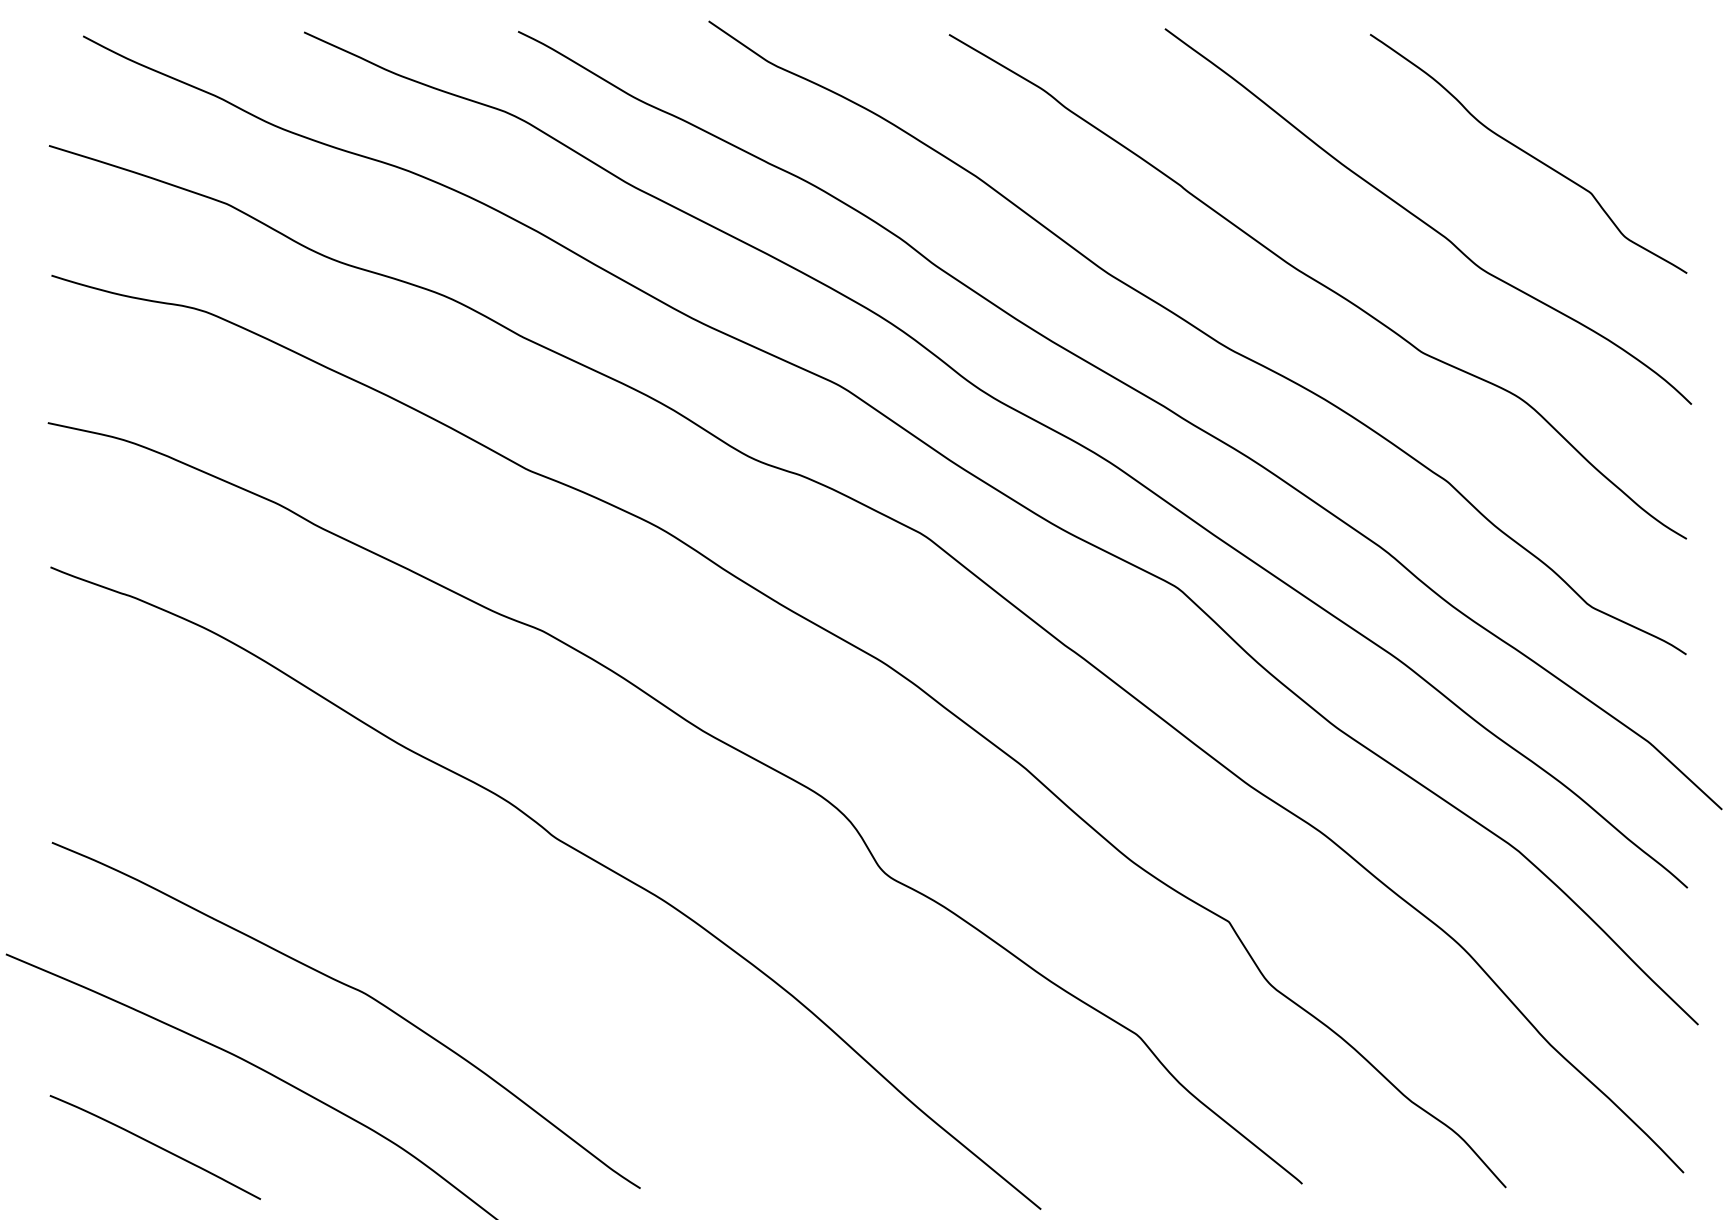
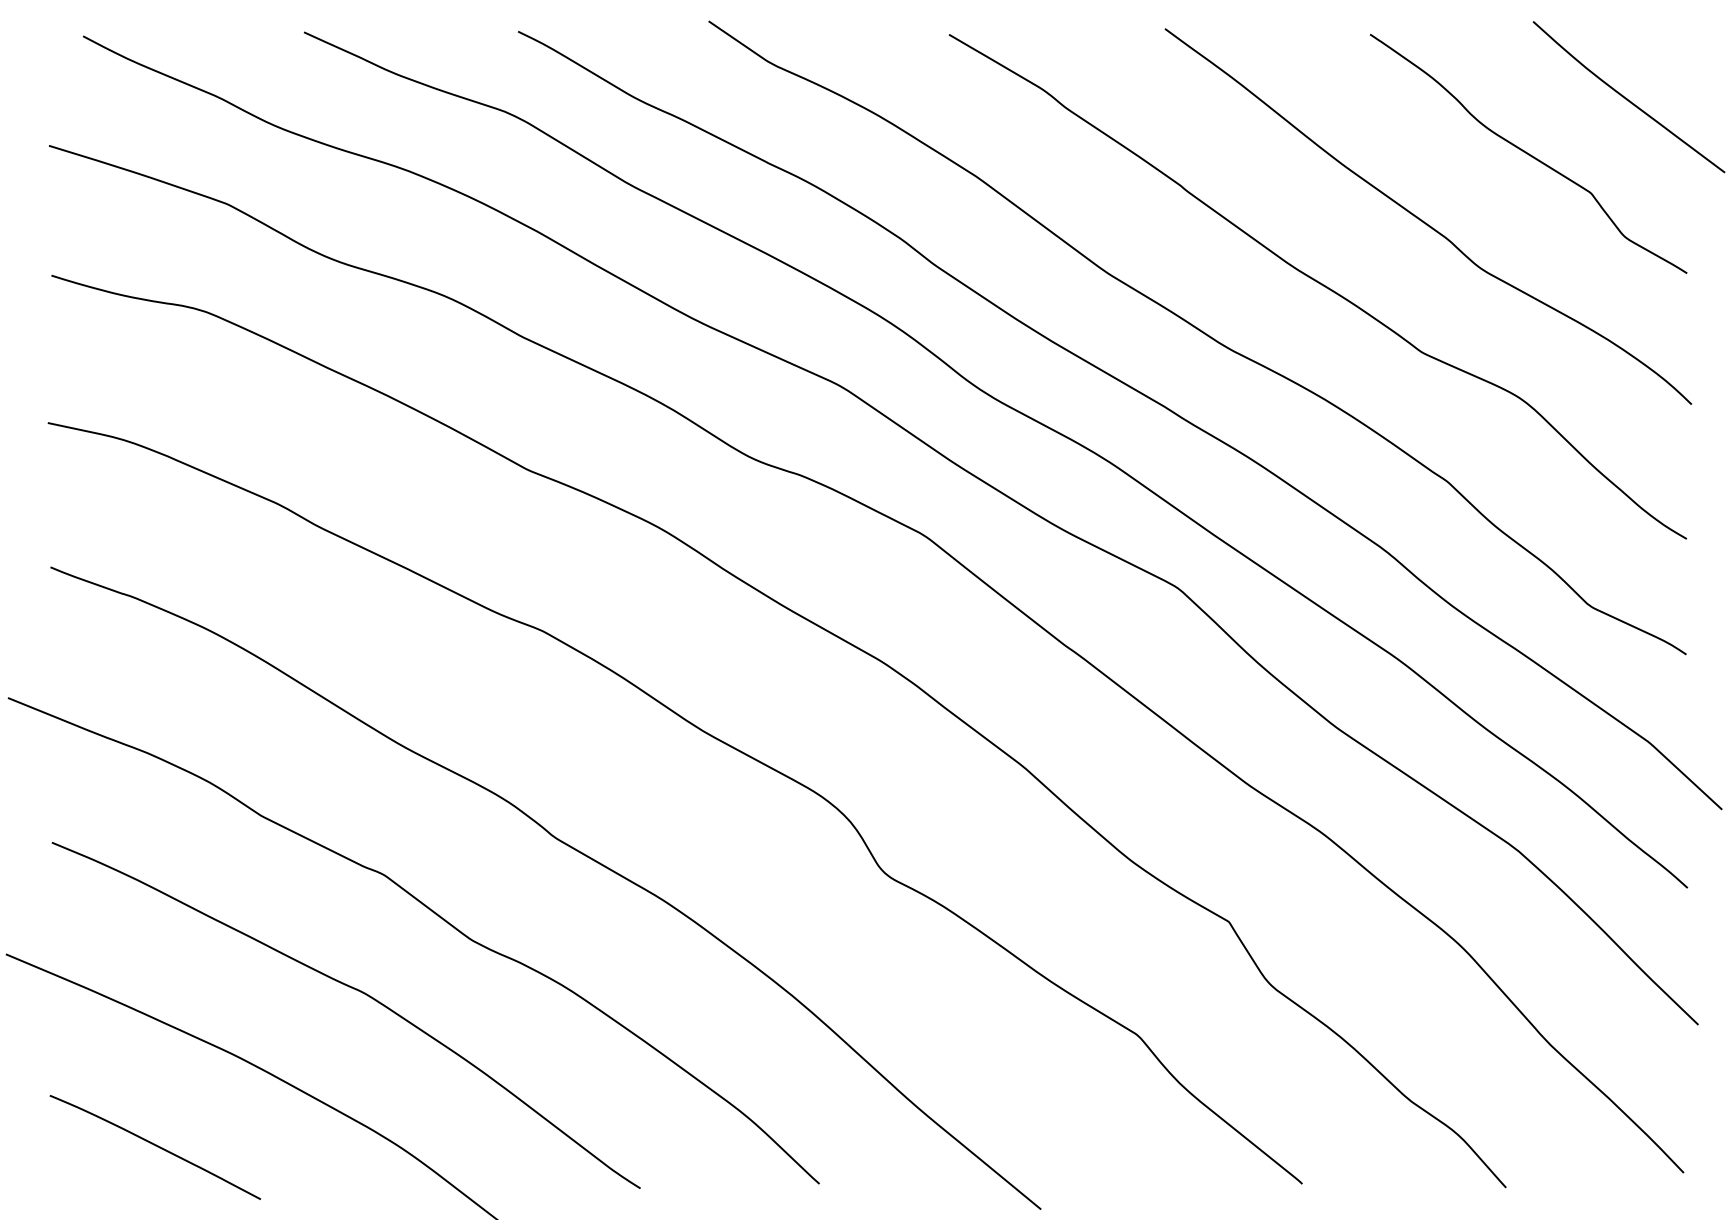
curve: none -> present (1627, 98)
curve: none -> present (432, 912)
